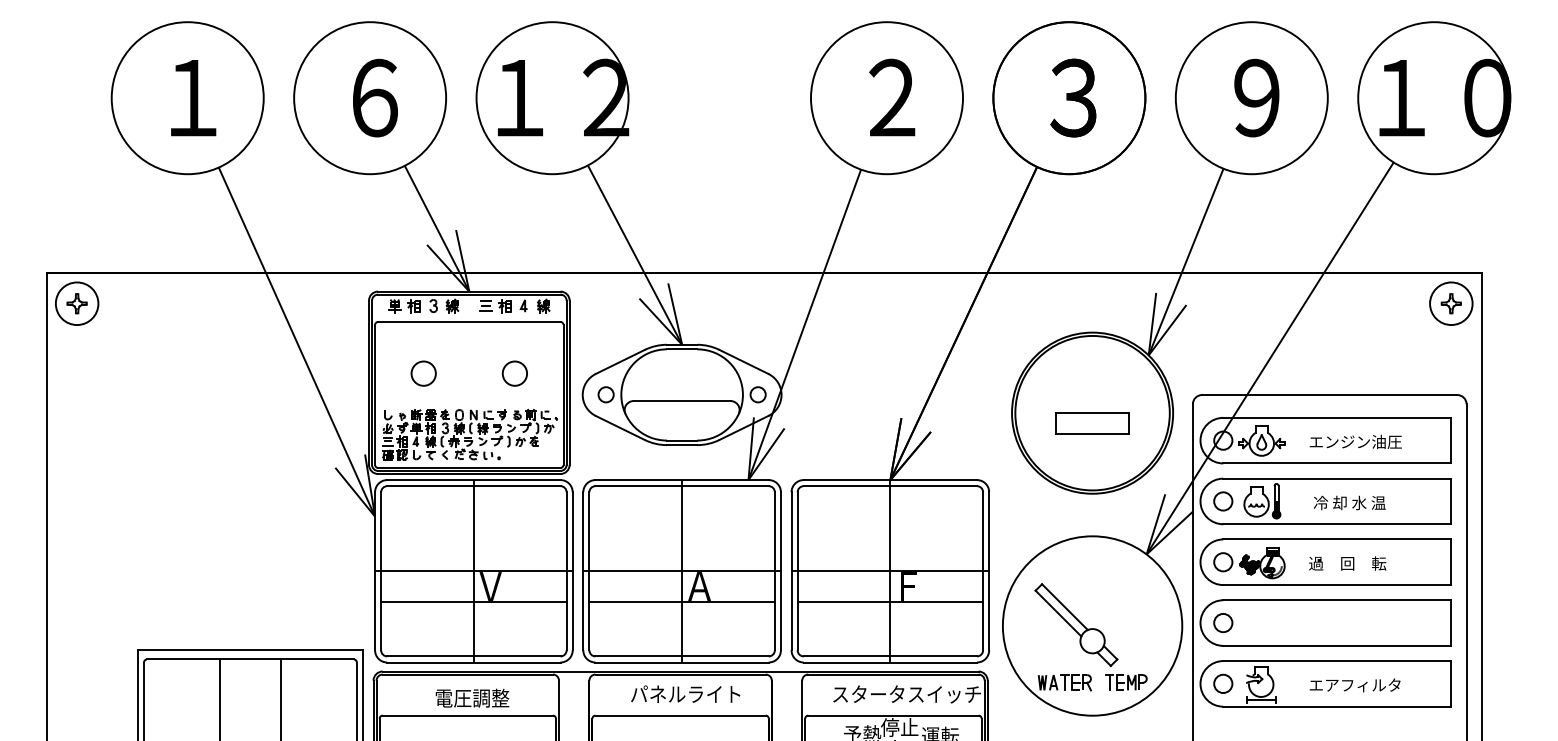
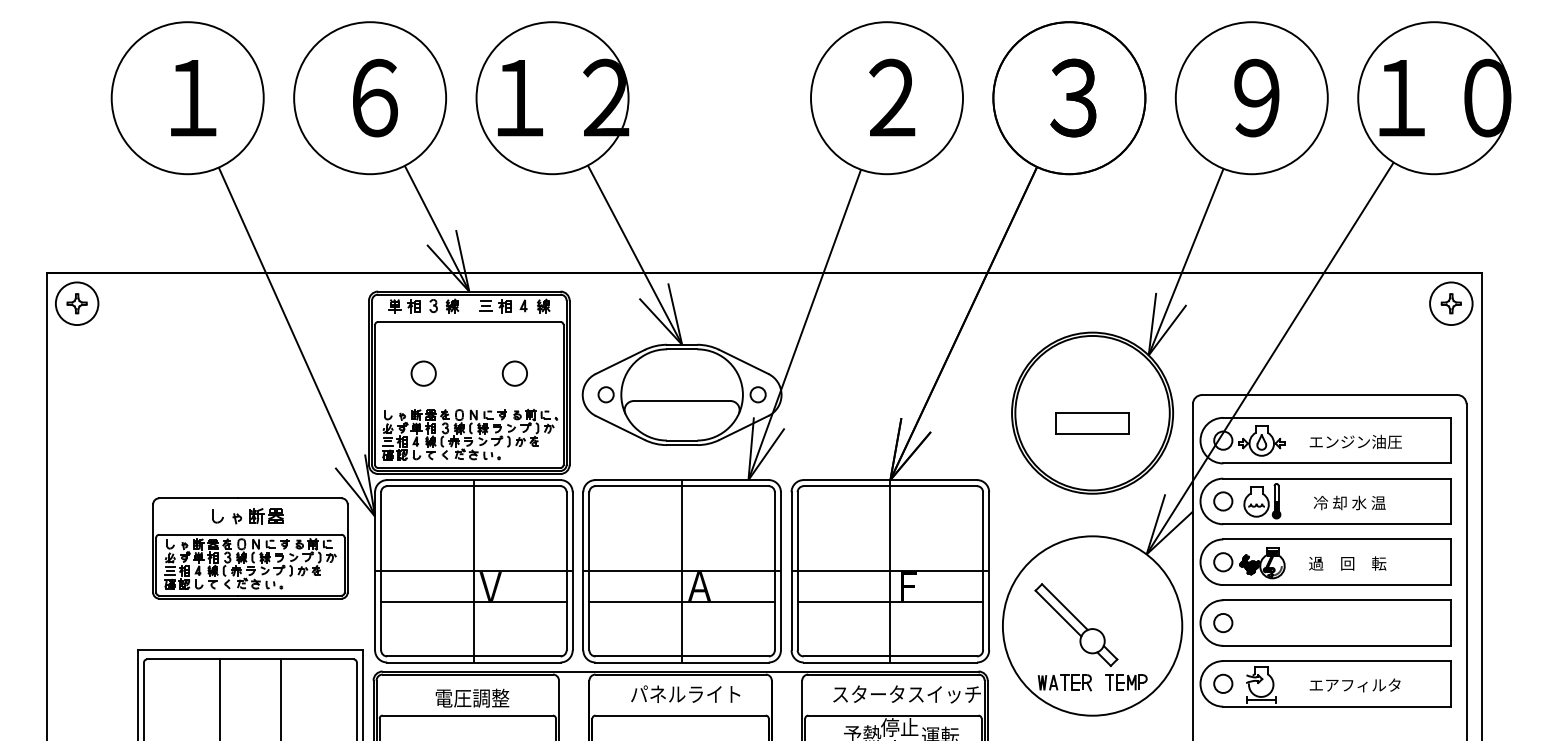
part: none -> present (250, 548)
